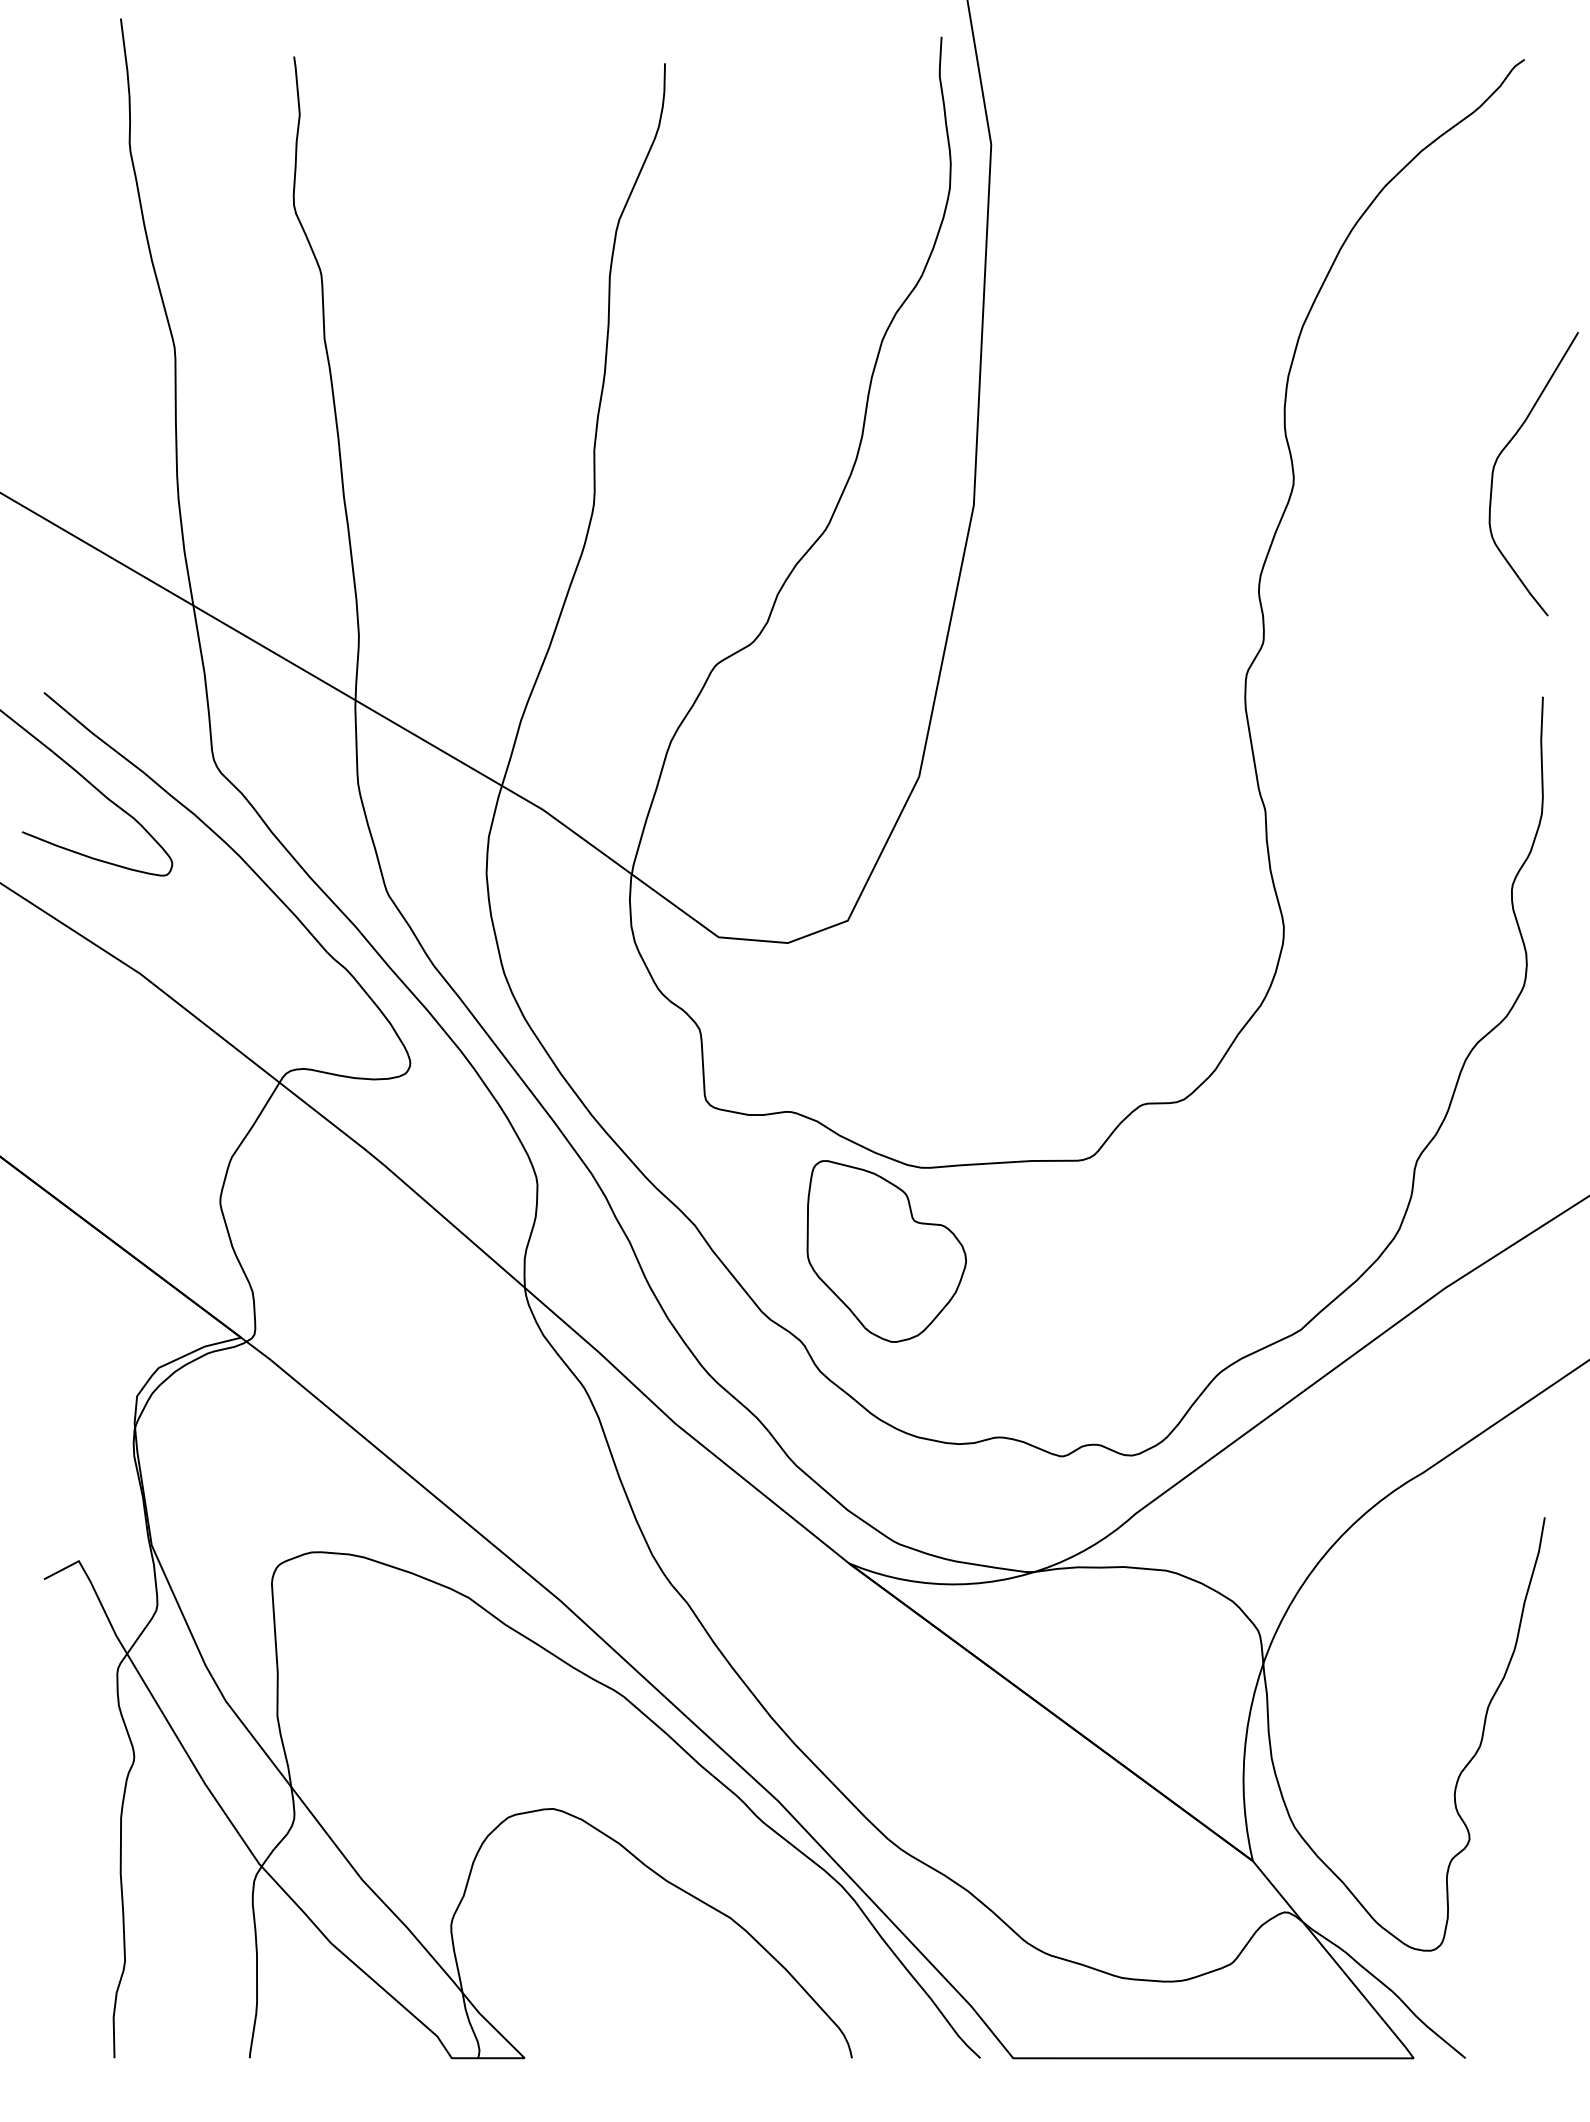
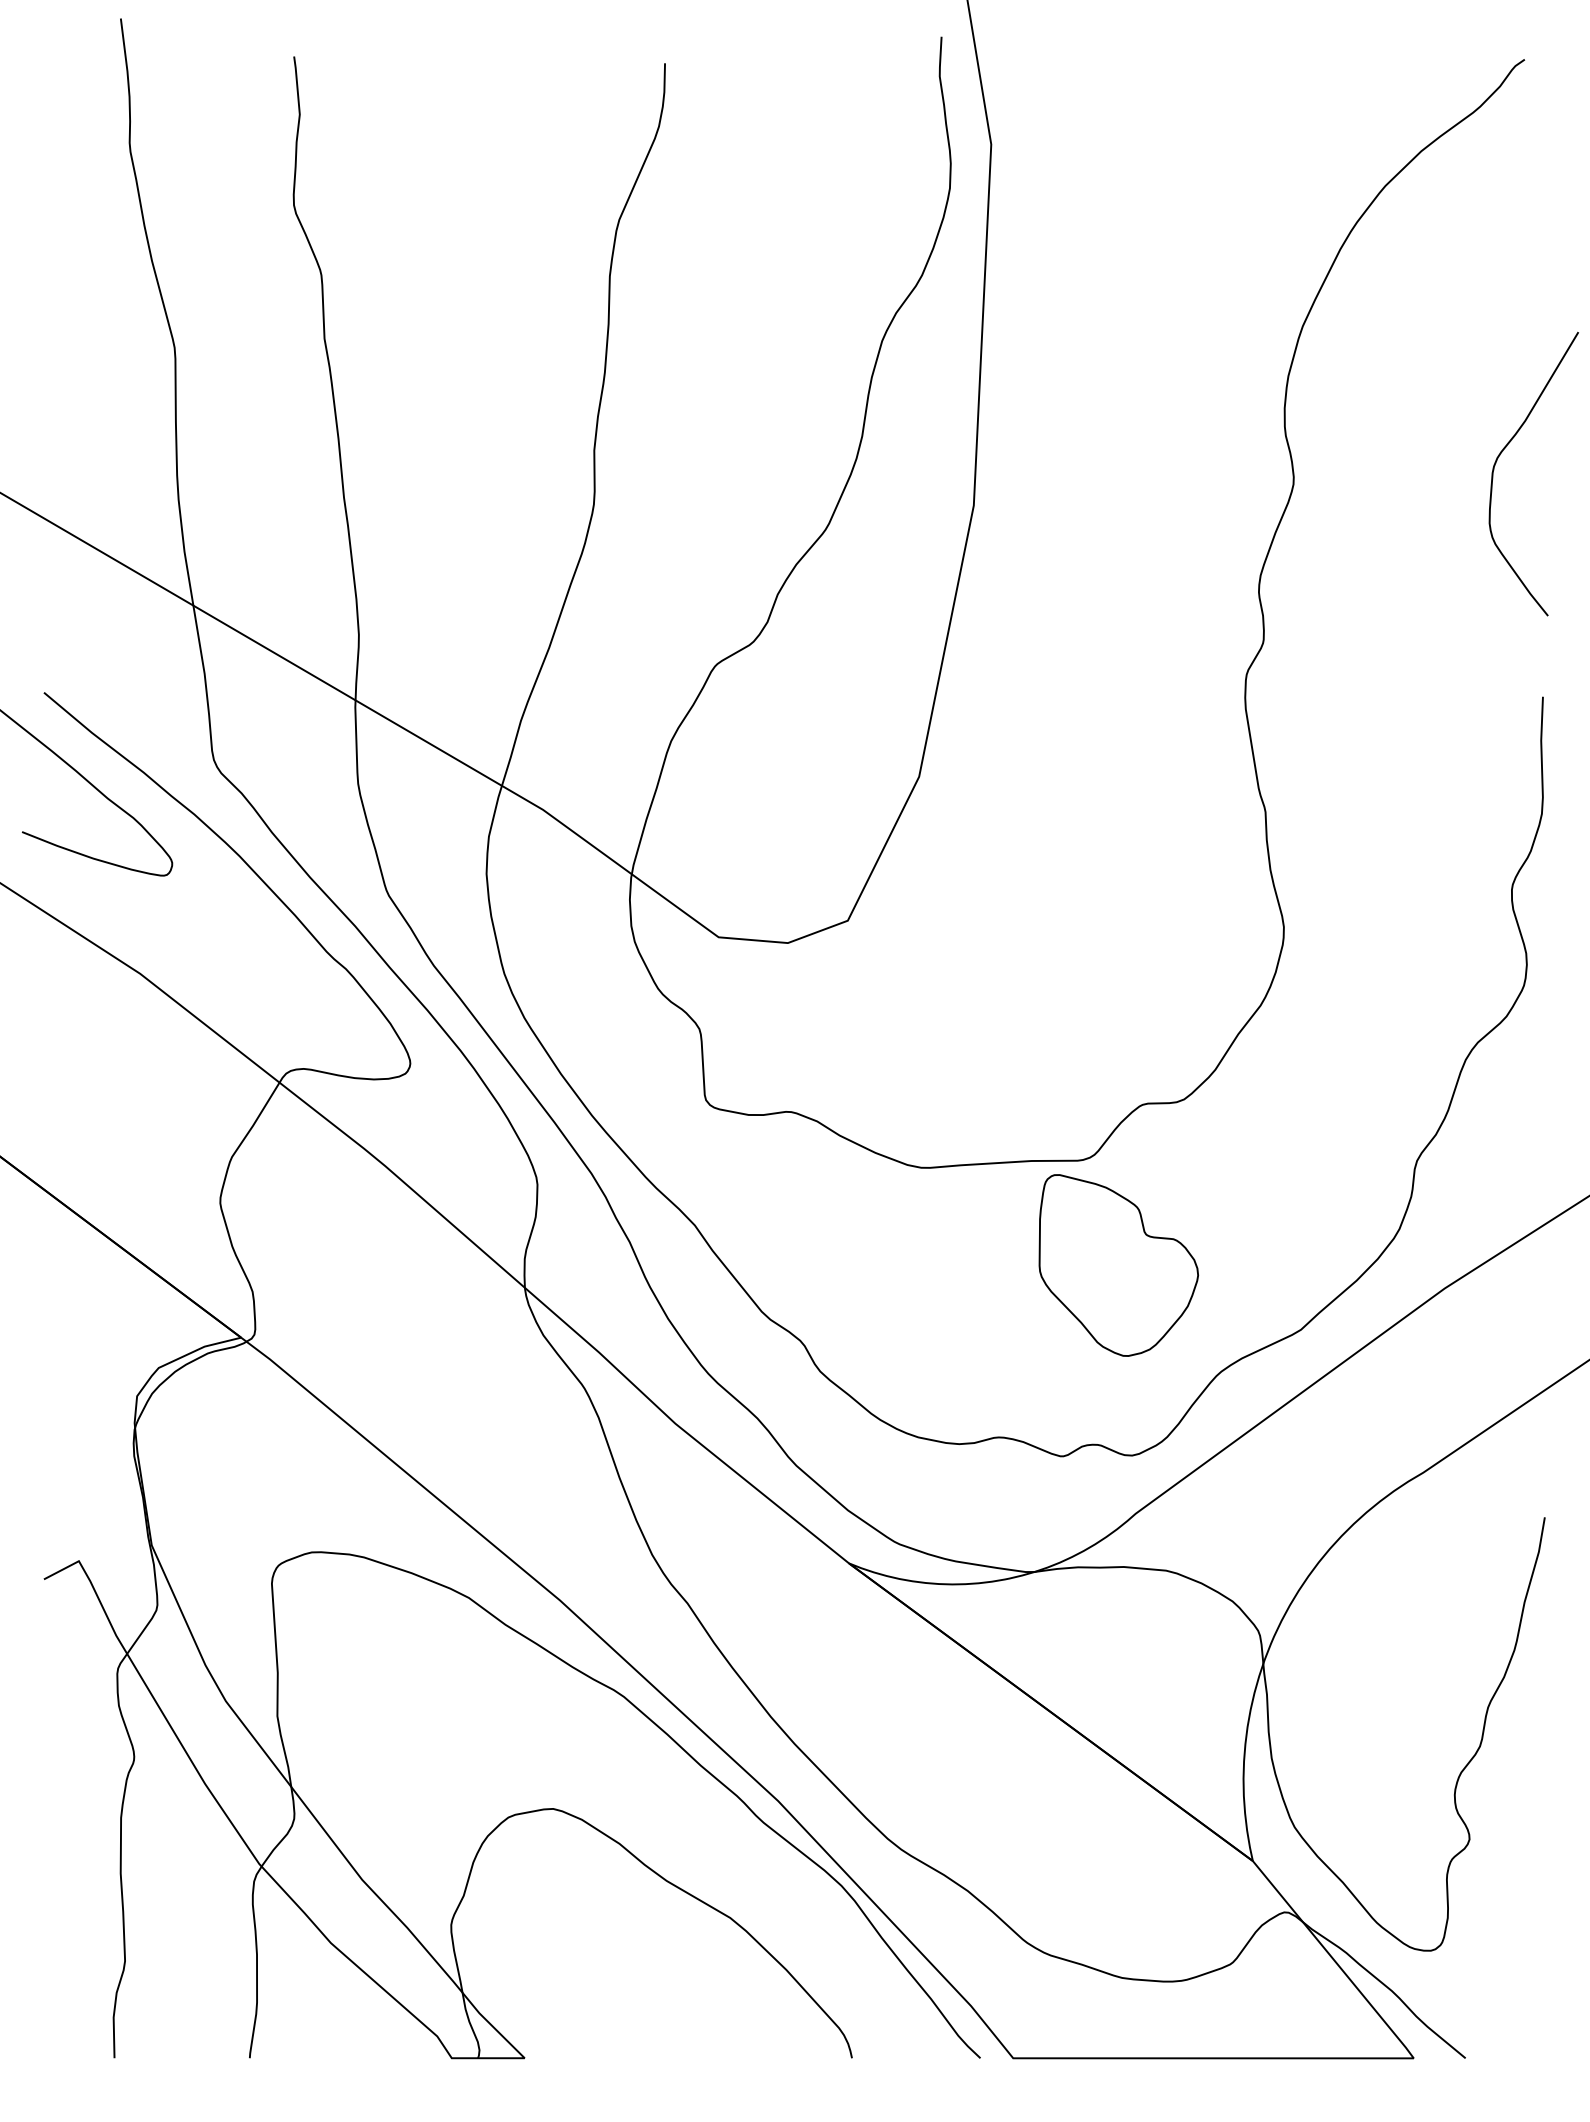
part position: (886, 1251) -> (1118, 1265) (1118, 1265)
